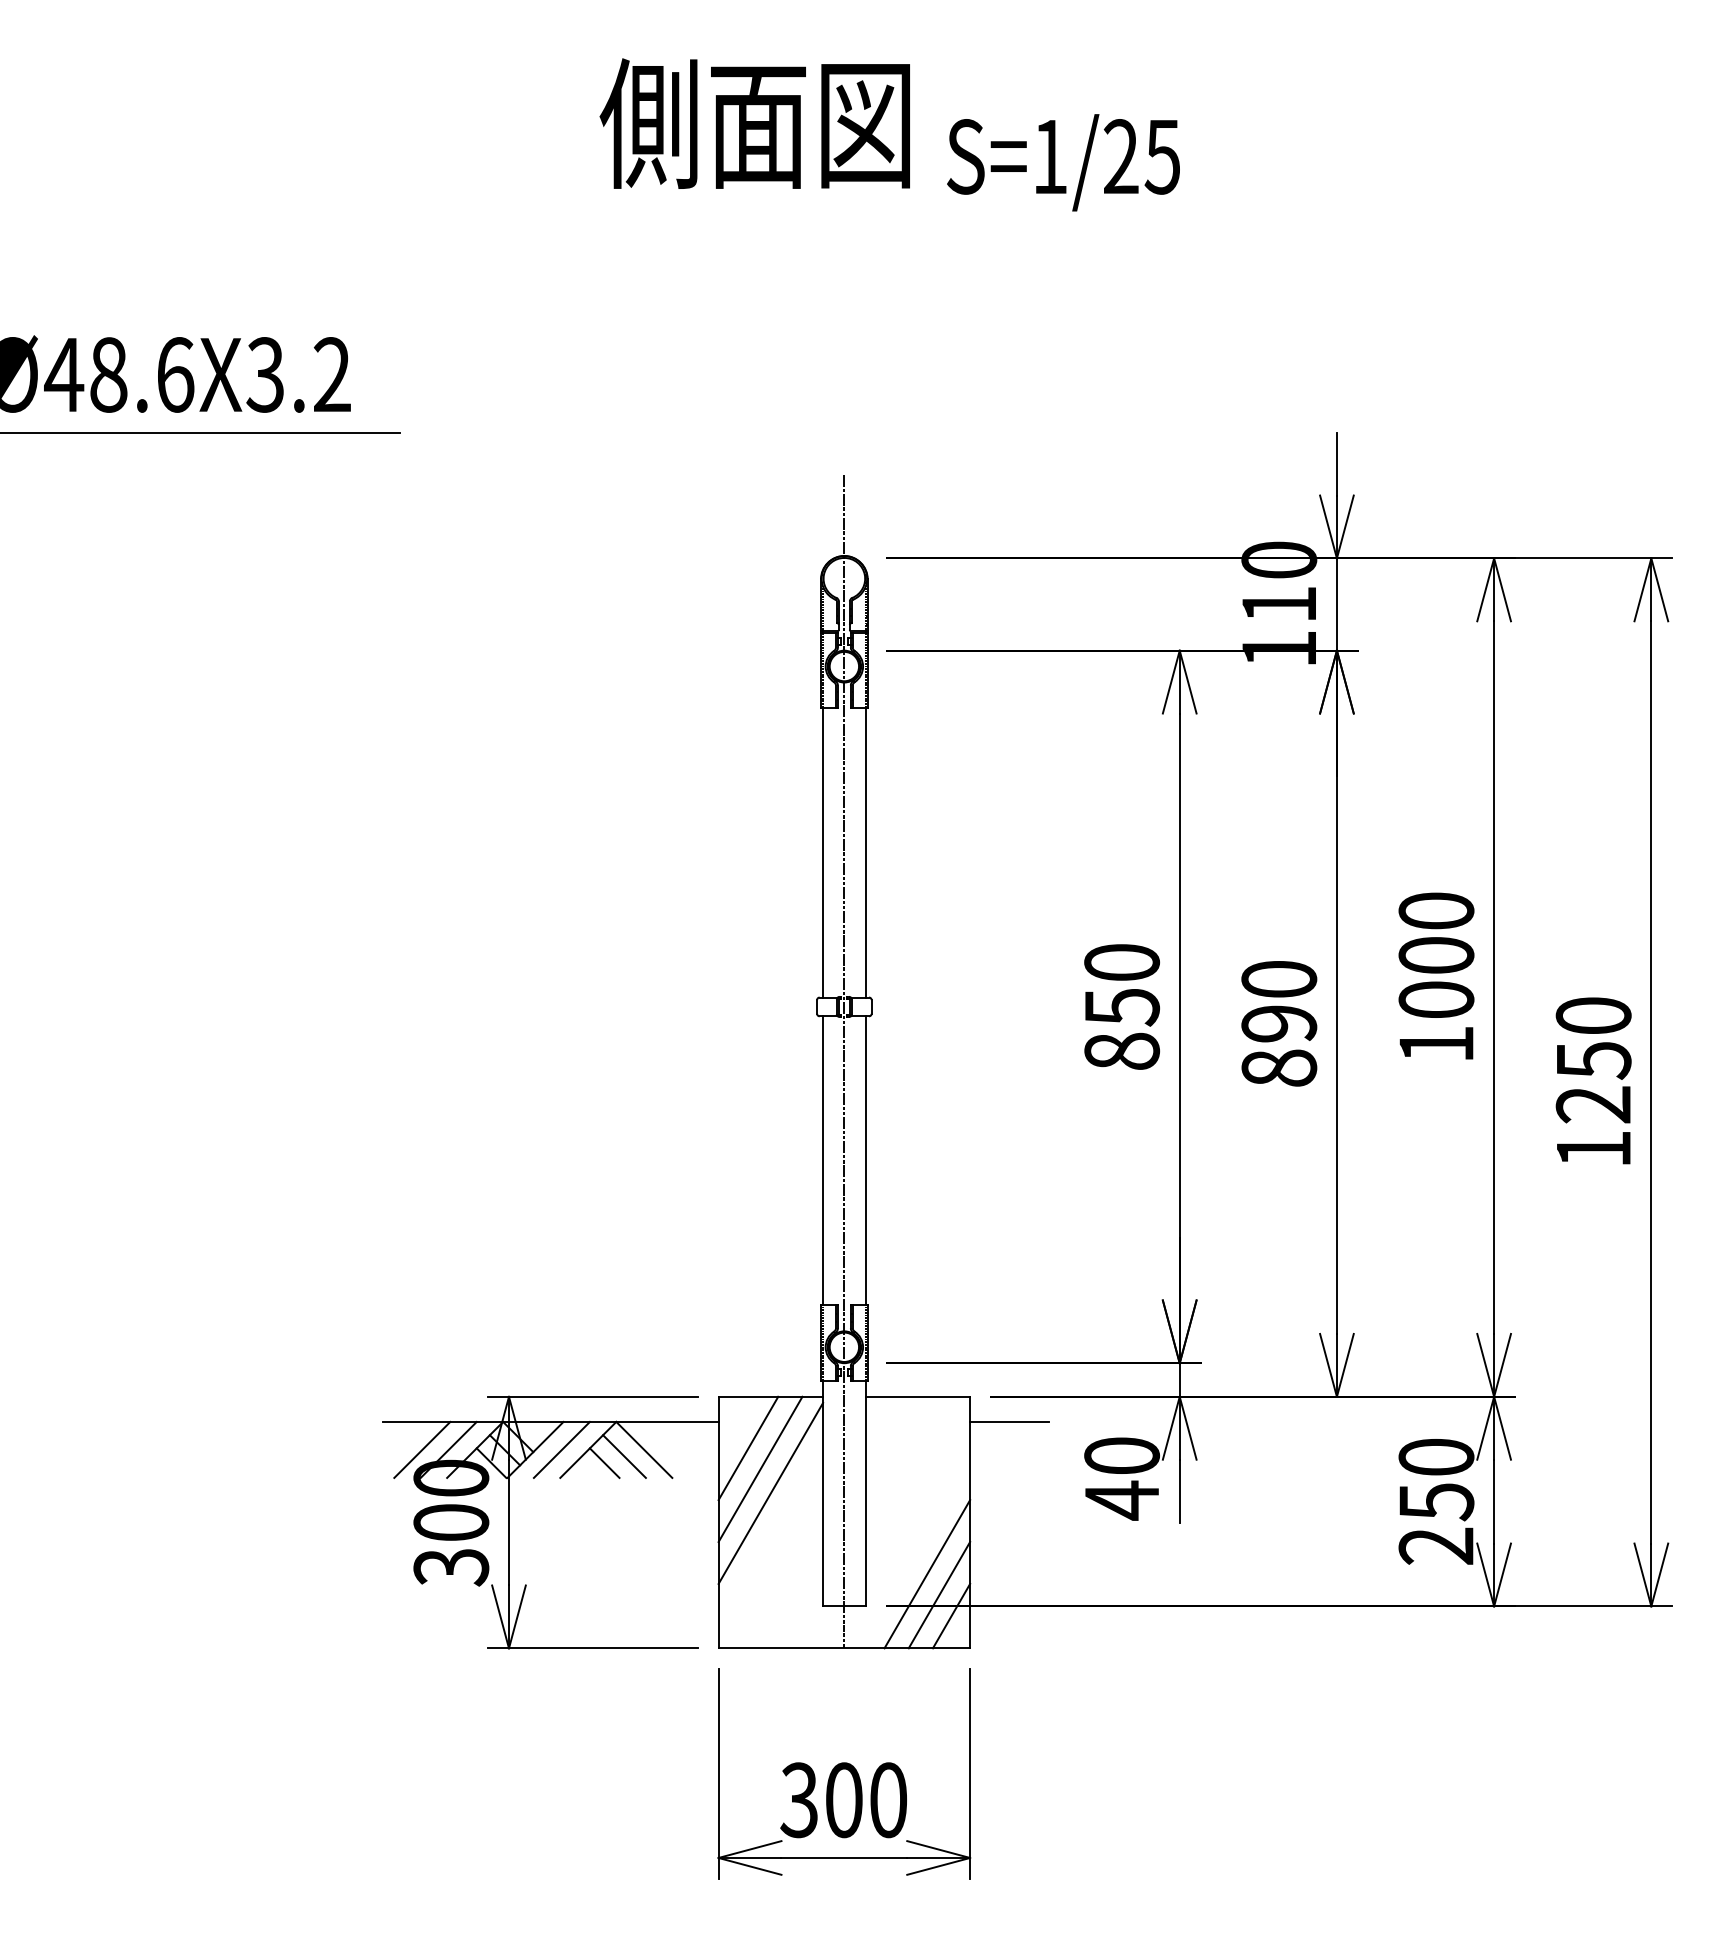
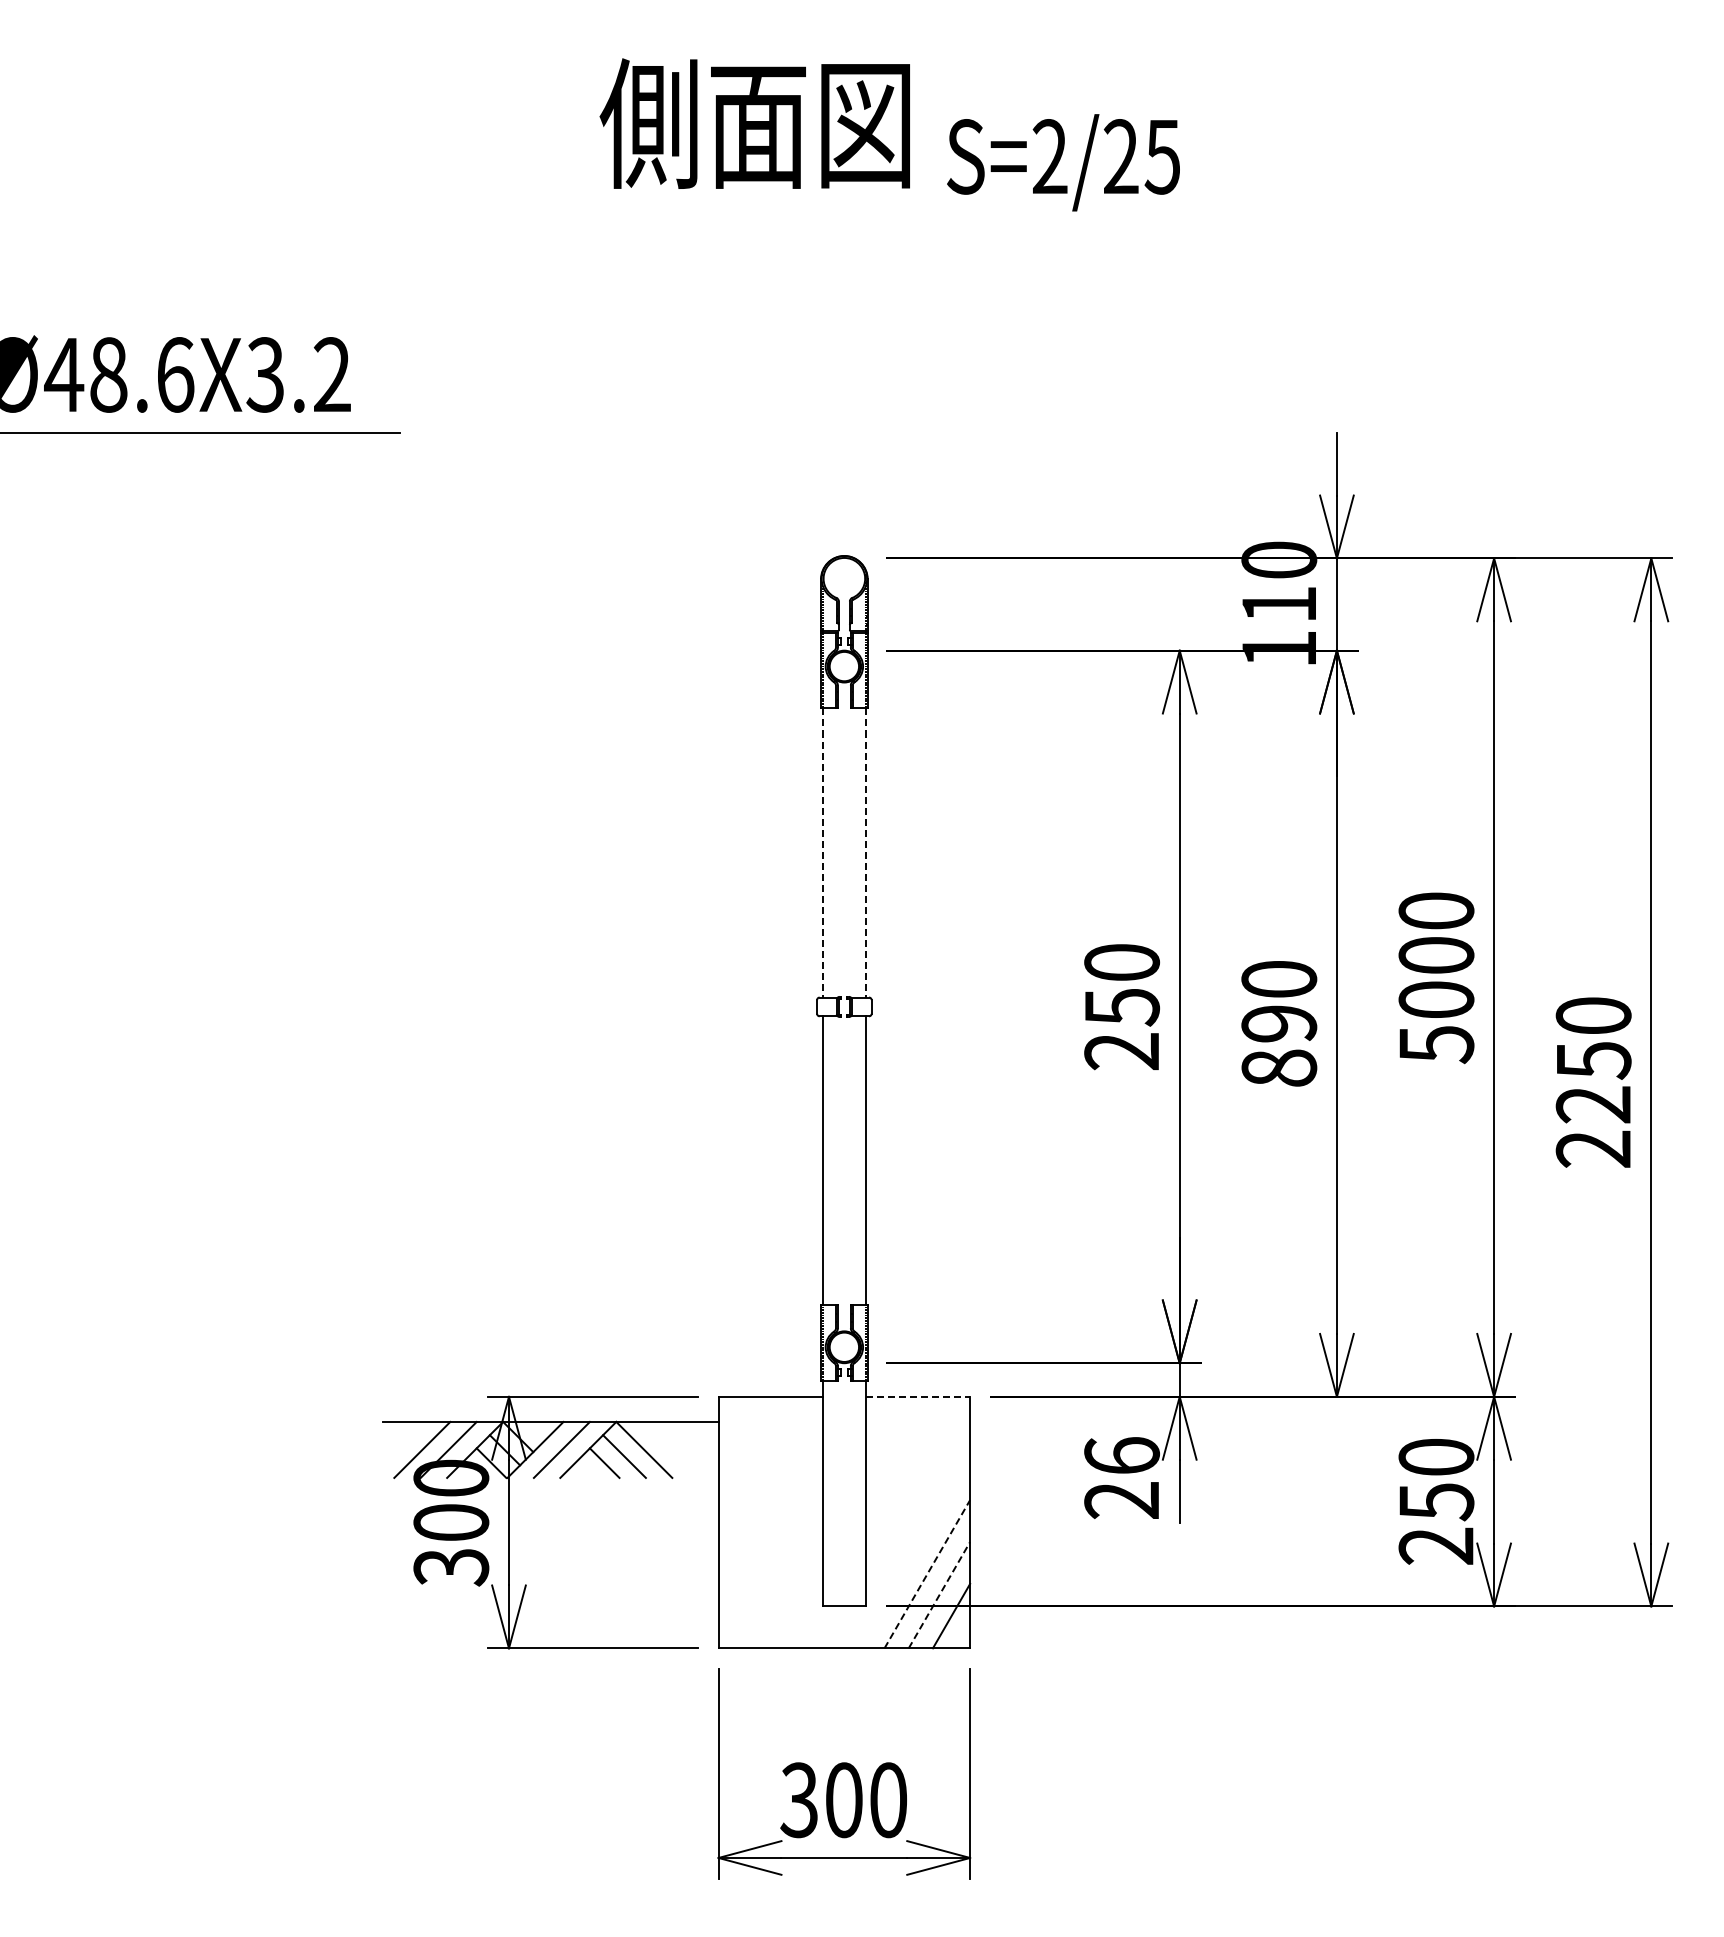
text: S=1/25 -> S=2/25 (1049, 156)
line: solid -> dashed (823, 853)
line: solid -> dashed (865, 853)
text: 1000 -> 5000 (1436, 1045)
text: 850 -> 250 (1122, 1051)
line: present -> none (844, 1061)
text: 1250 -> 2250 (1592, 1148)
line: solid -> dashed (918, 1396)
line: present -> none (1009, 1421)
line: present -> none (748, 1448)
line: present -> none (760, 1469)
text: 40 -> 26 (1121, 1478)
line: present -> none (770, 1492)
line: solid -> dashed (927, 1574)
line: solid -> dashed (939, 1594)
